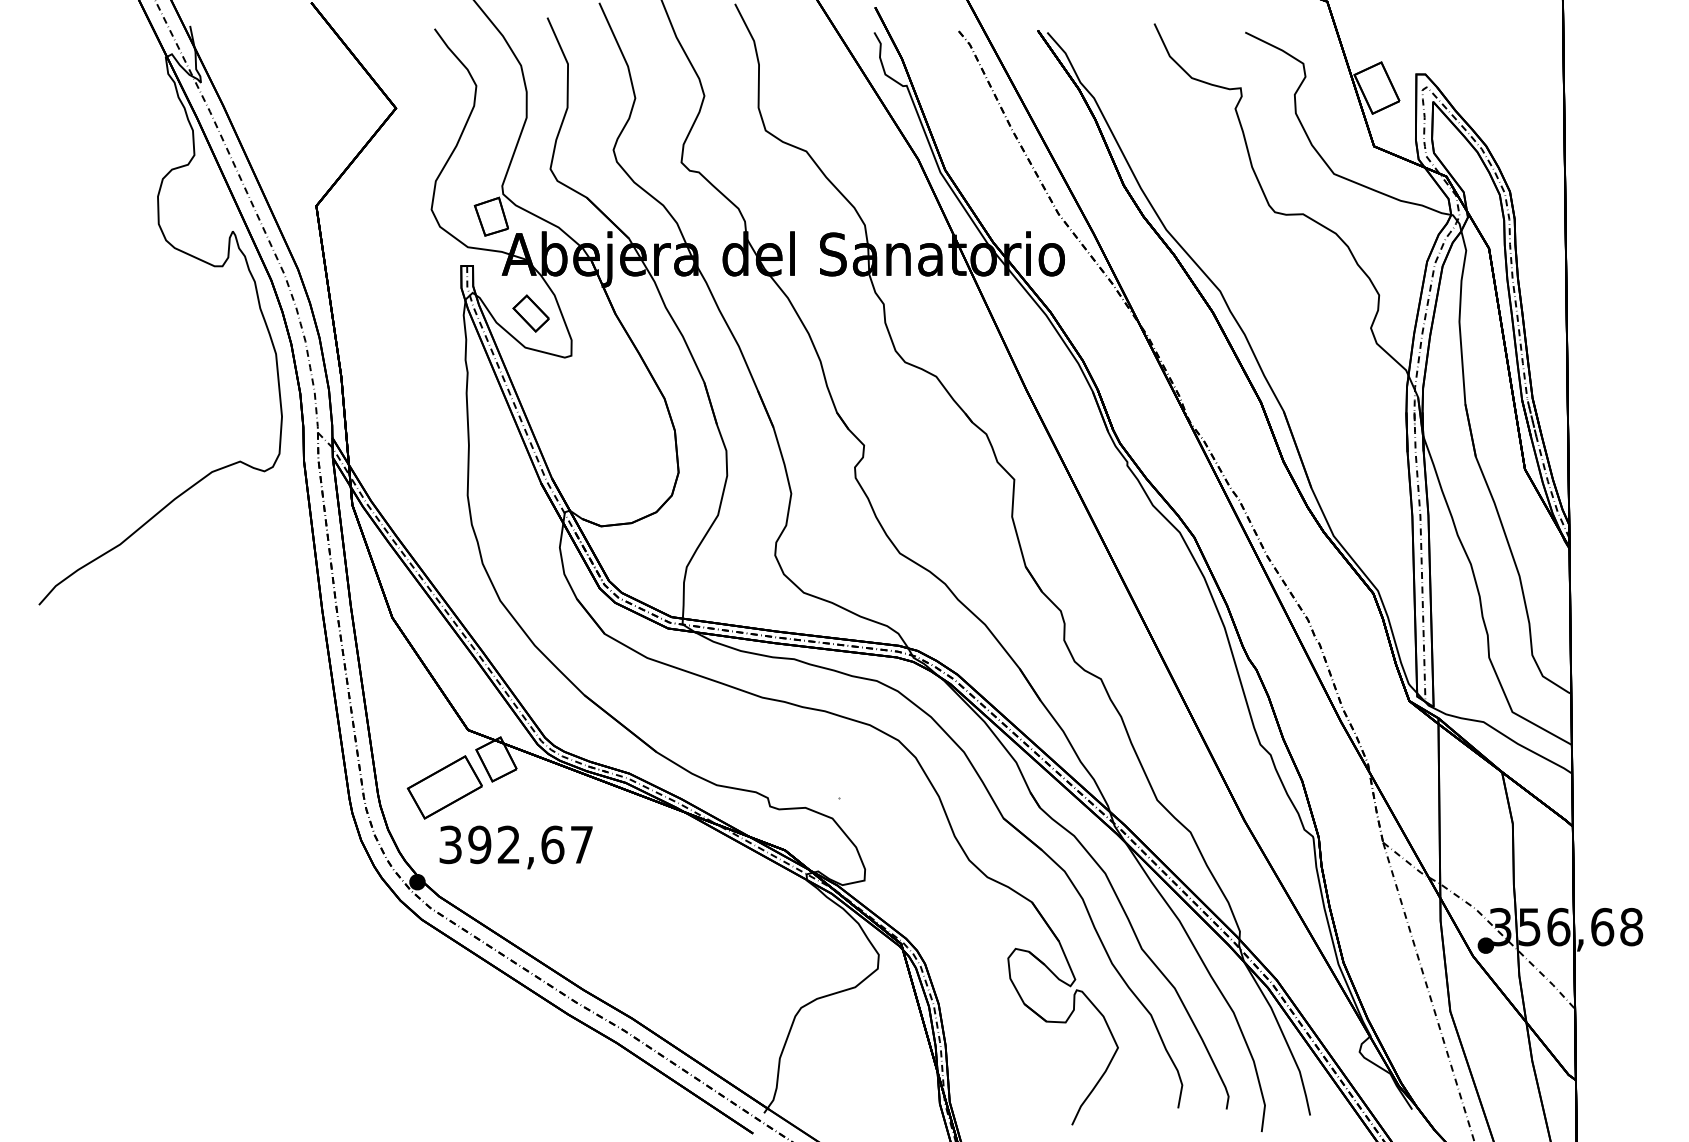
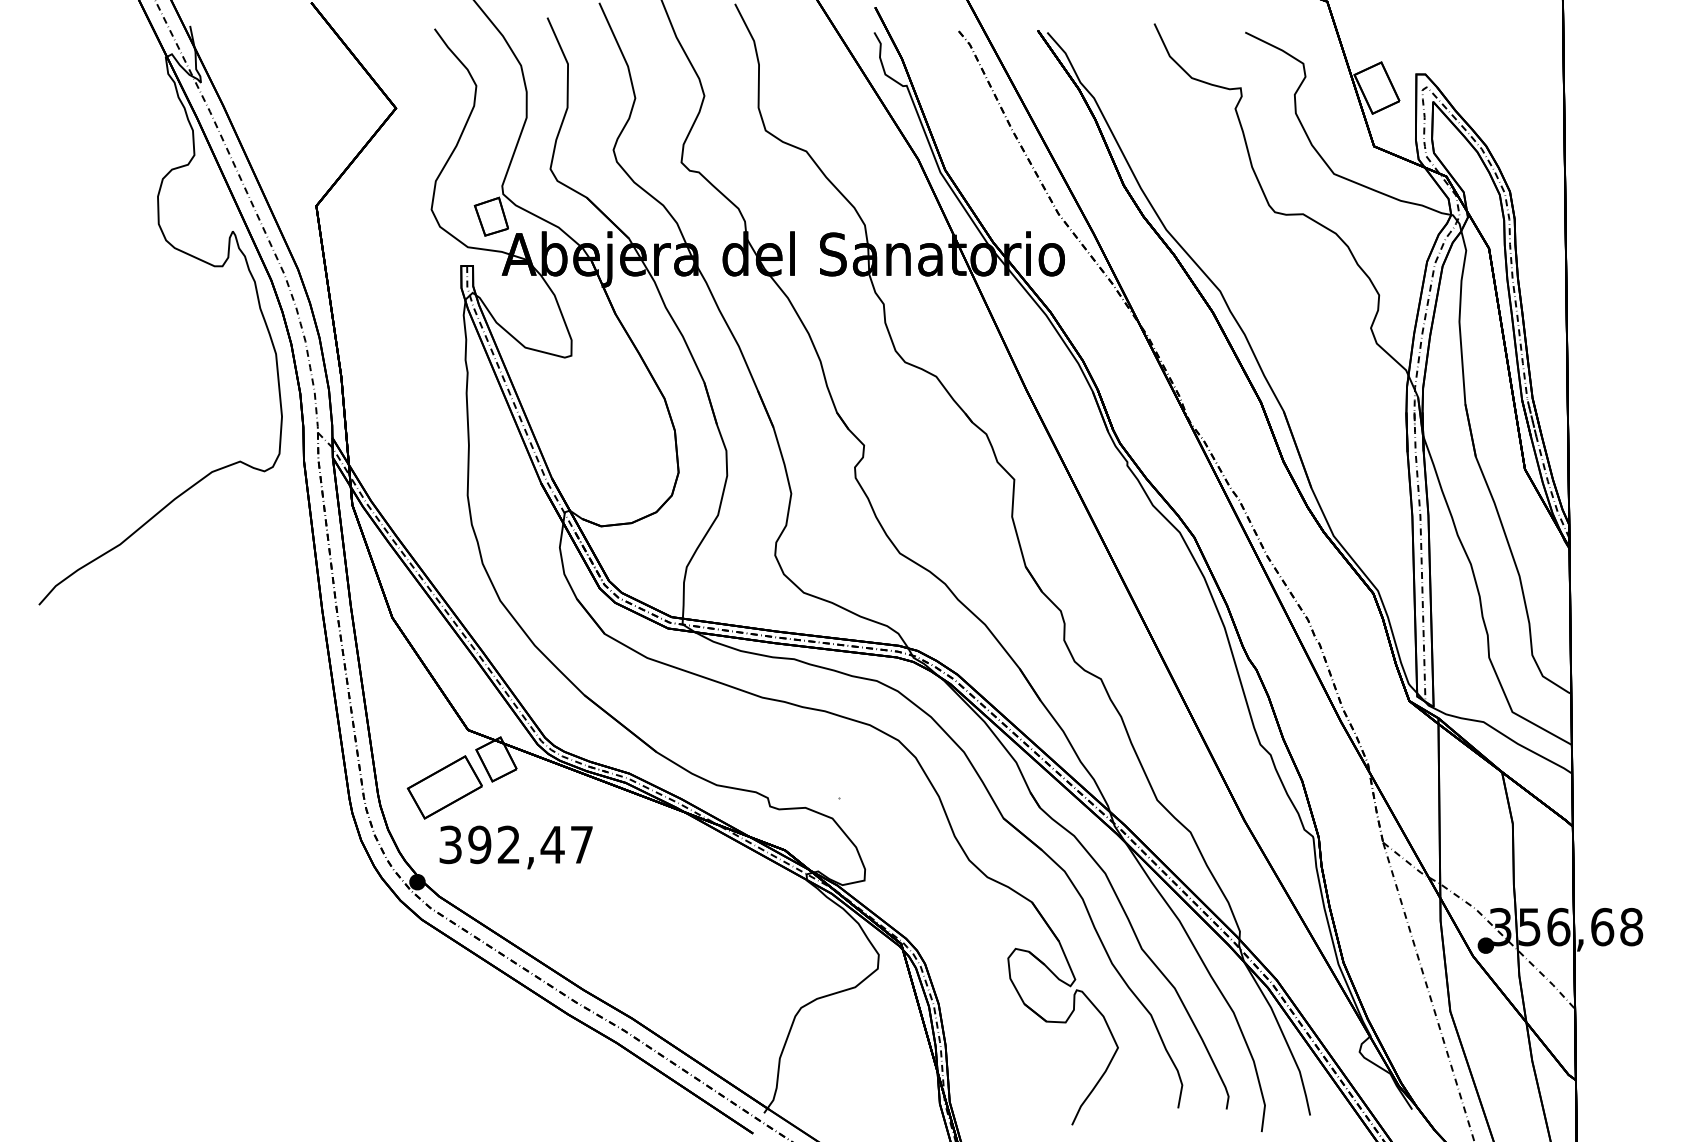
part: present -> none (530, 313)
text: 392,67 -> 392,47 (552, 844)
